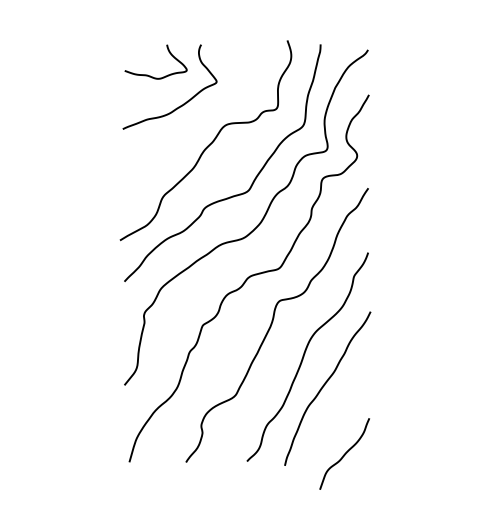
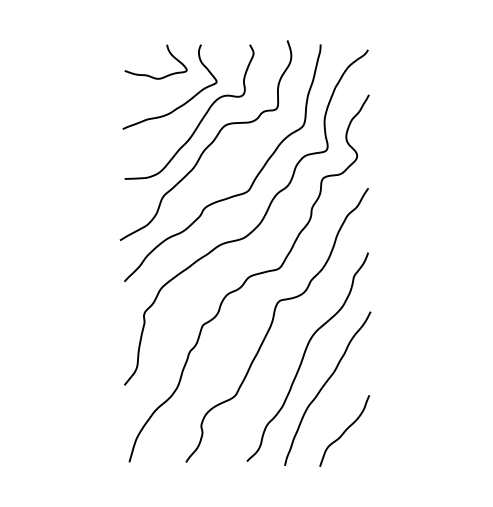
curve: none -> present (201, 118)
curve position: (344, 453) -> (344, 430) (344, 430)
